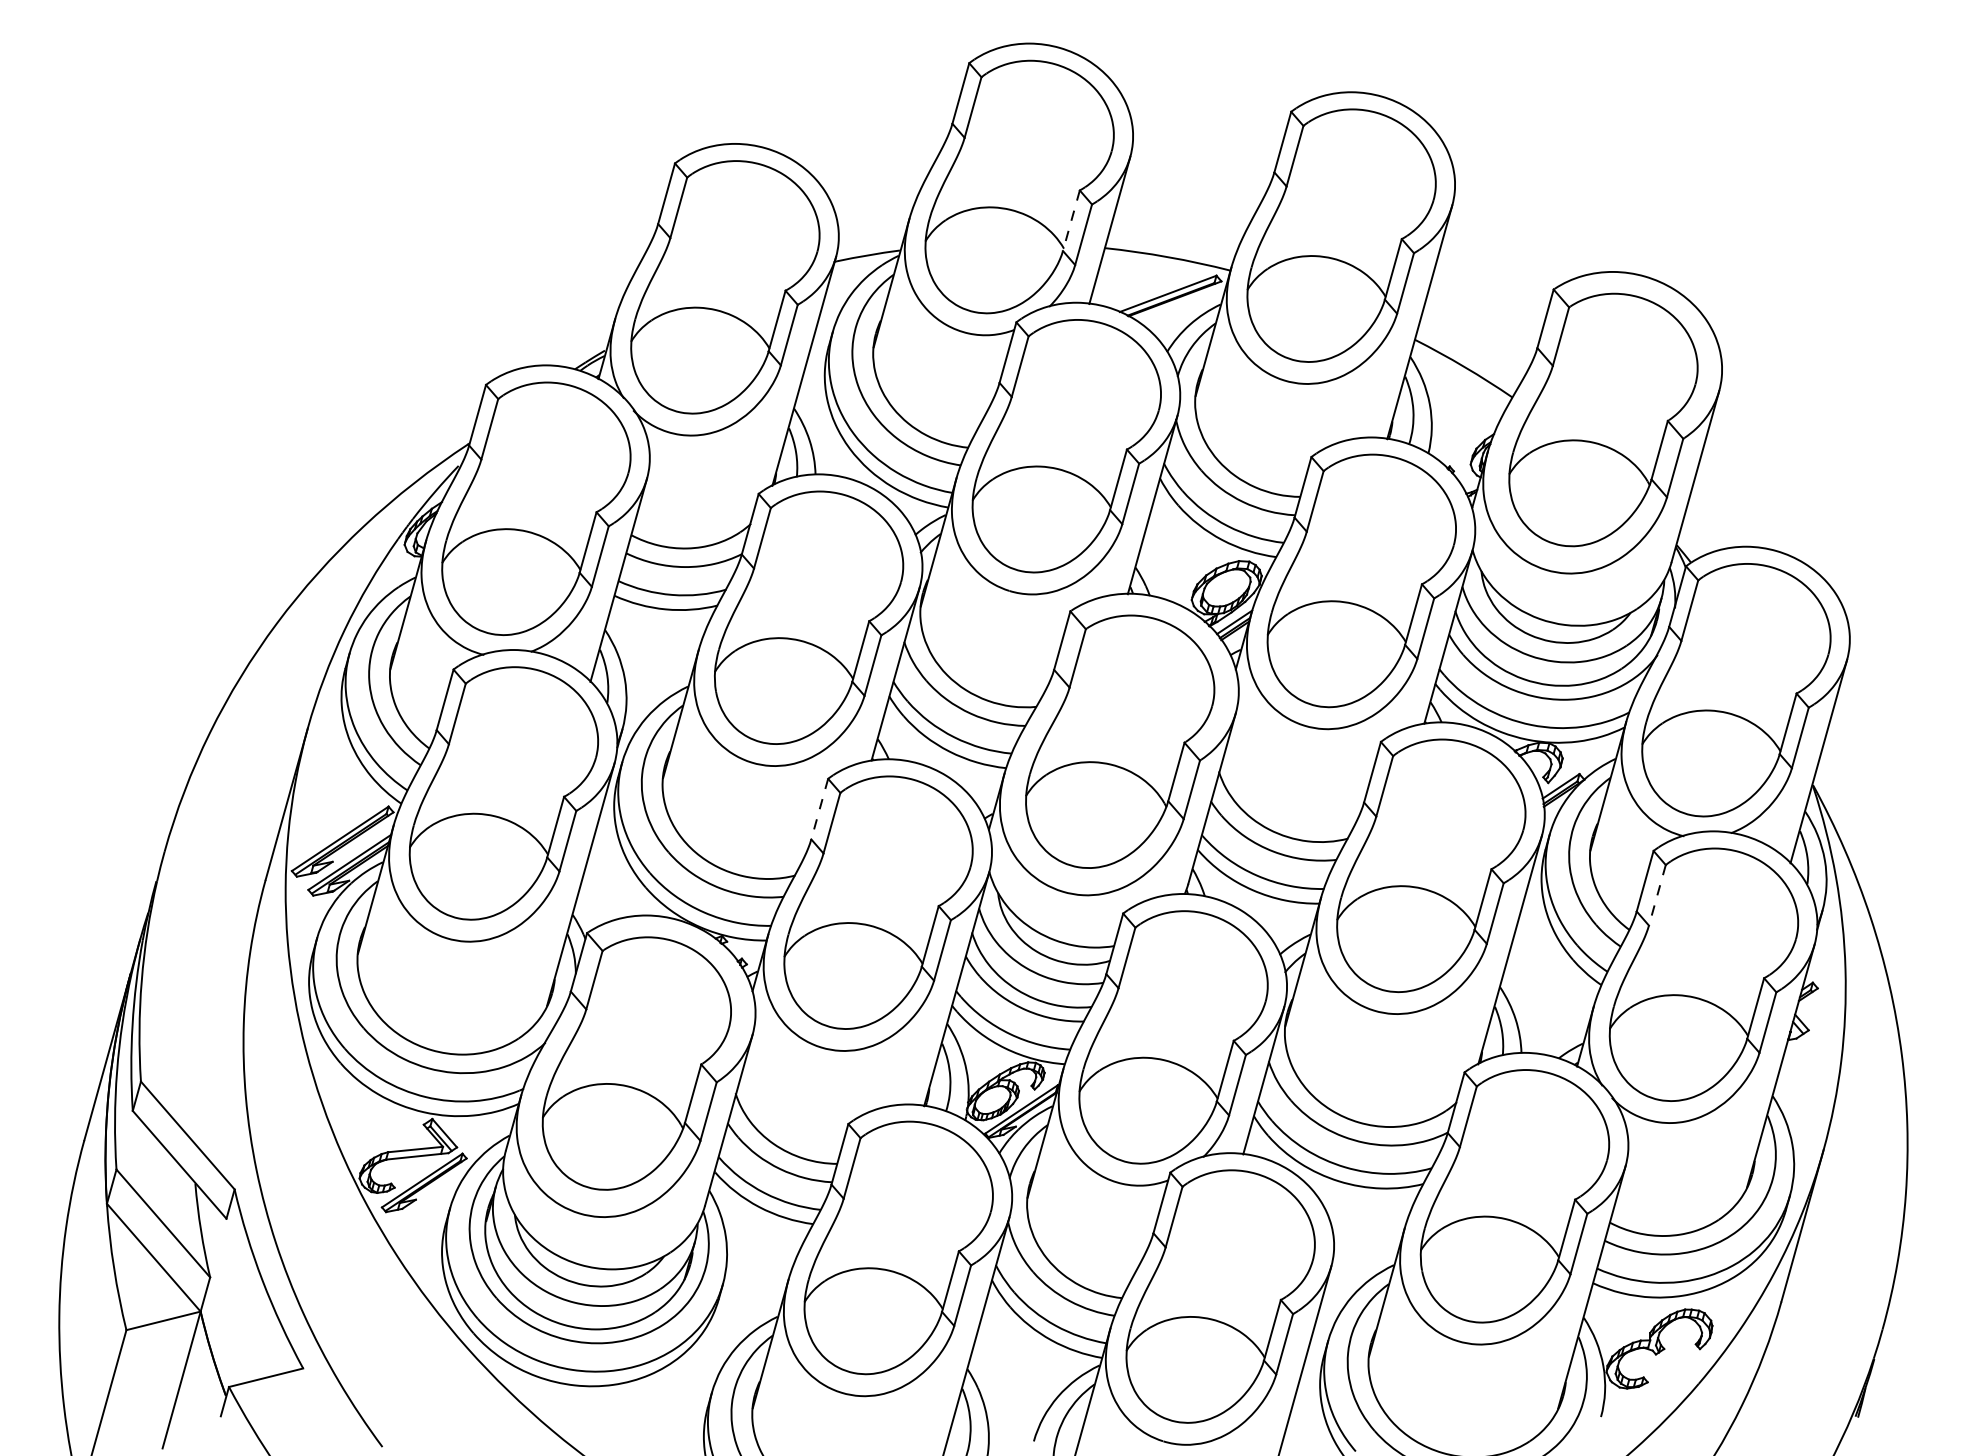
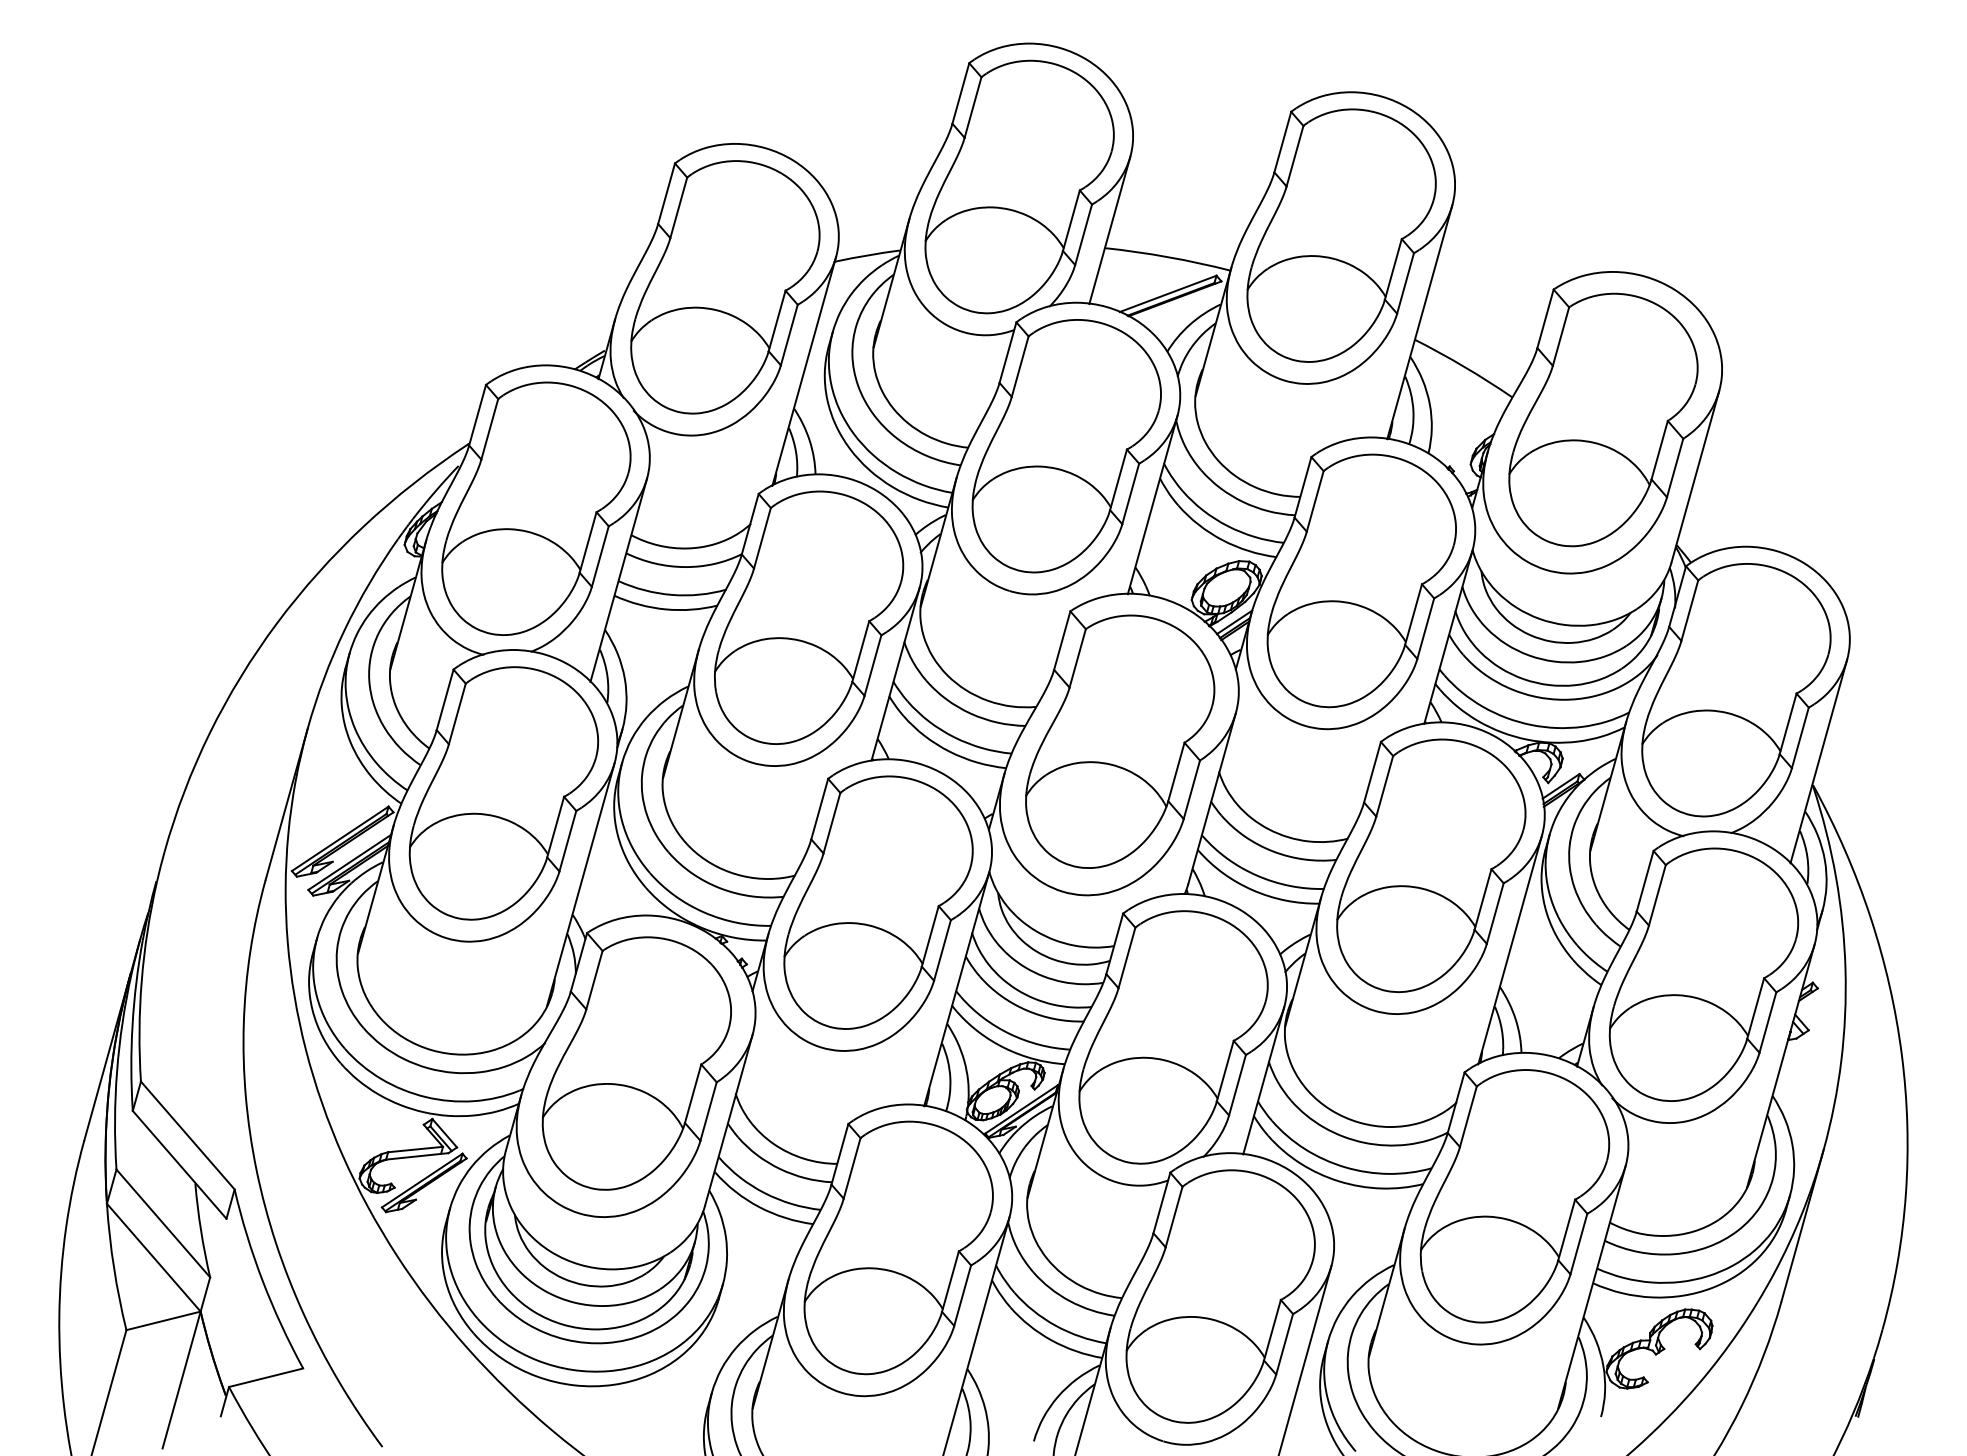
line: dashed -> solid (1071, 221)
line: dashed -> solid (819, 809)
line: dashed -> solid (1657, 895)
